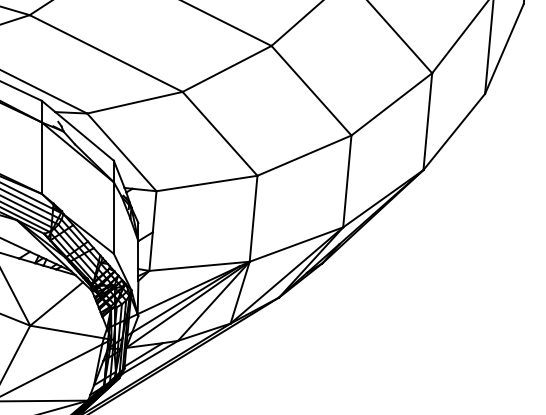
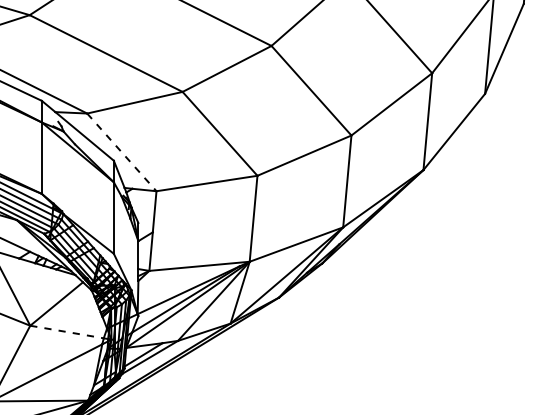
line: solid -> dashed (122, 152)
line: solid -> dashed (67, 332)
